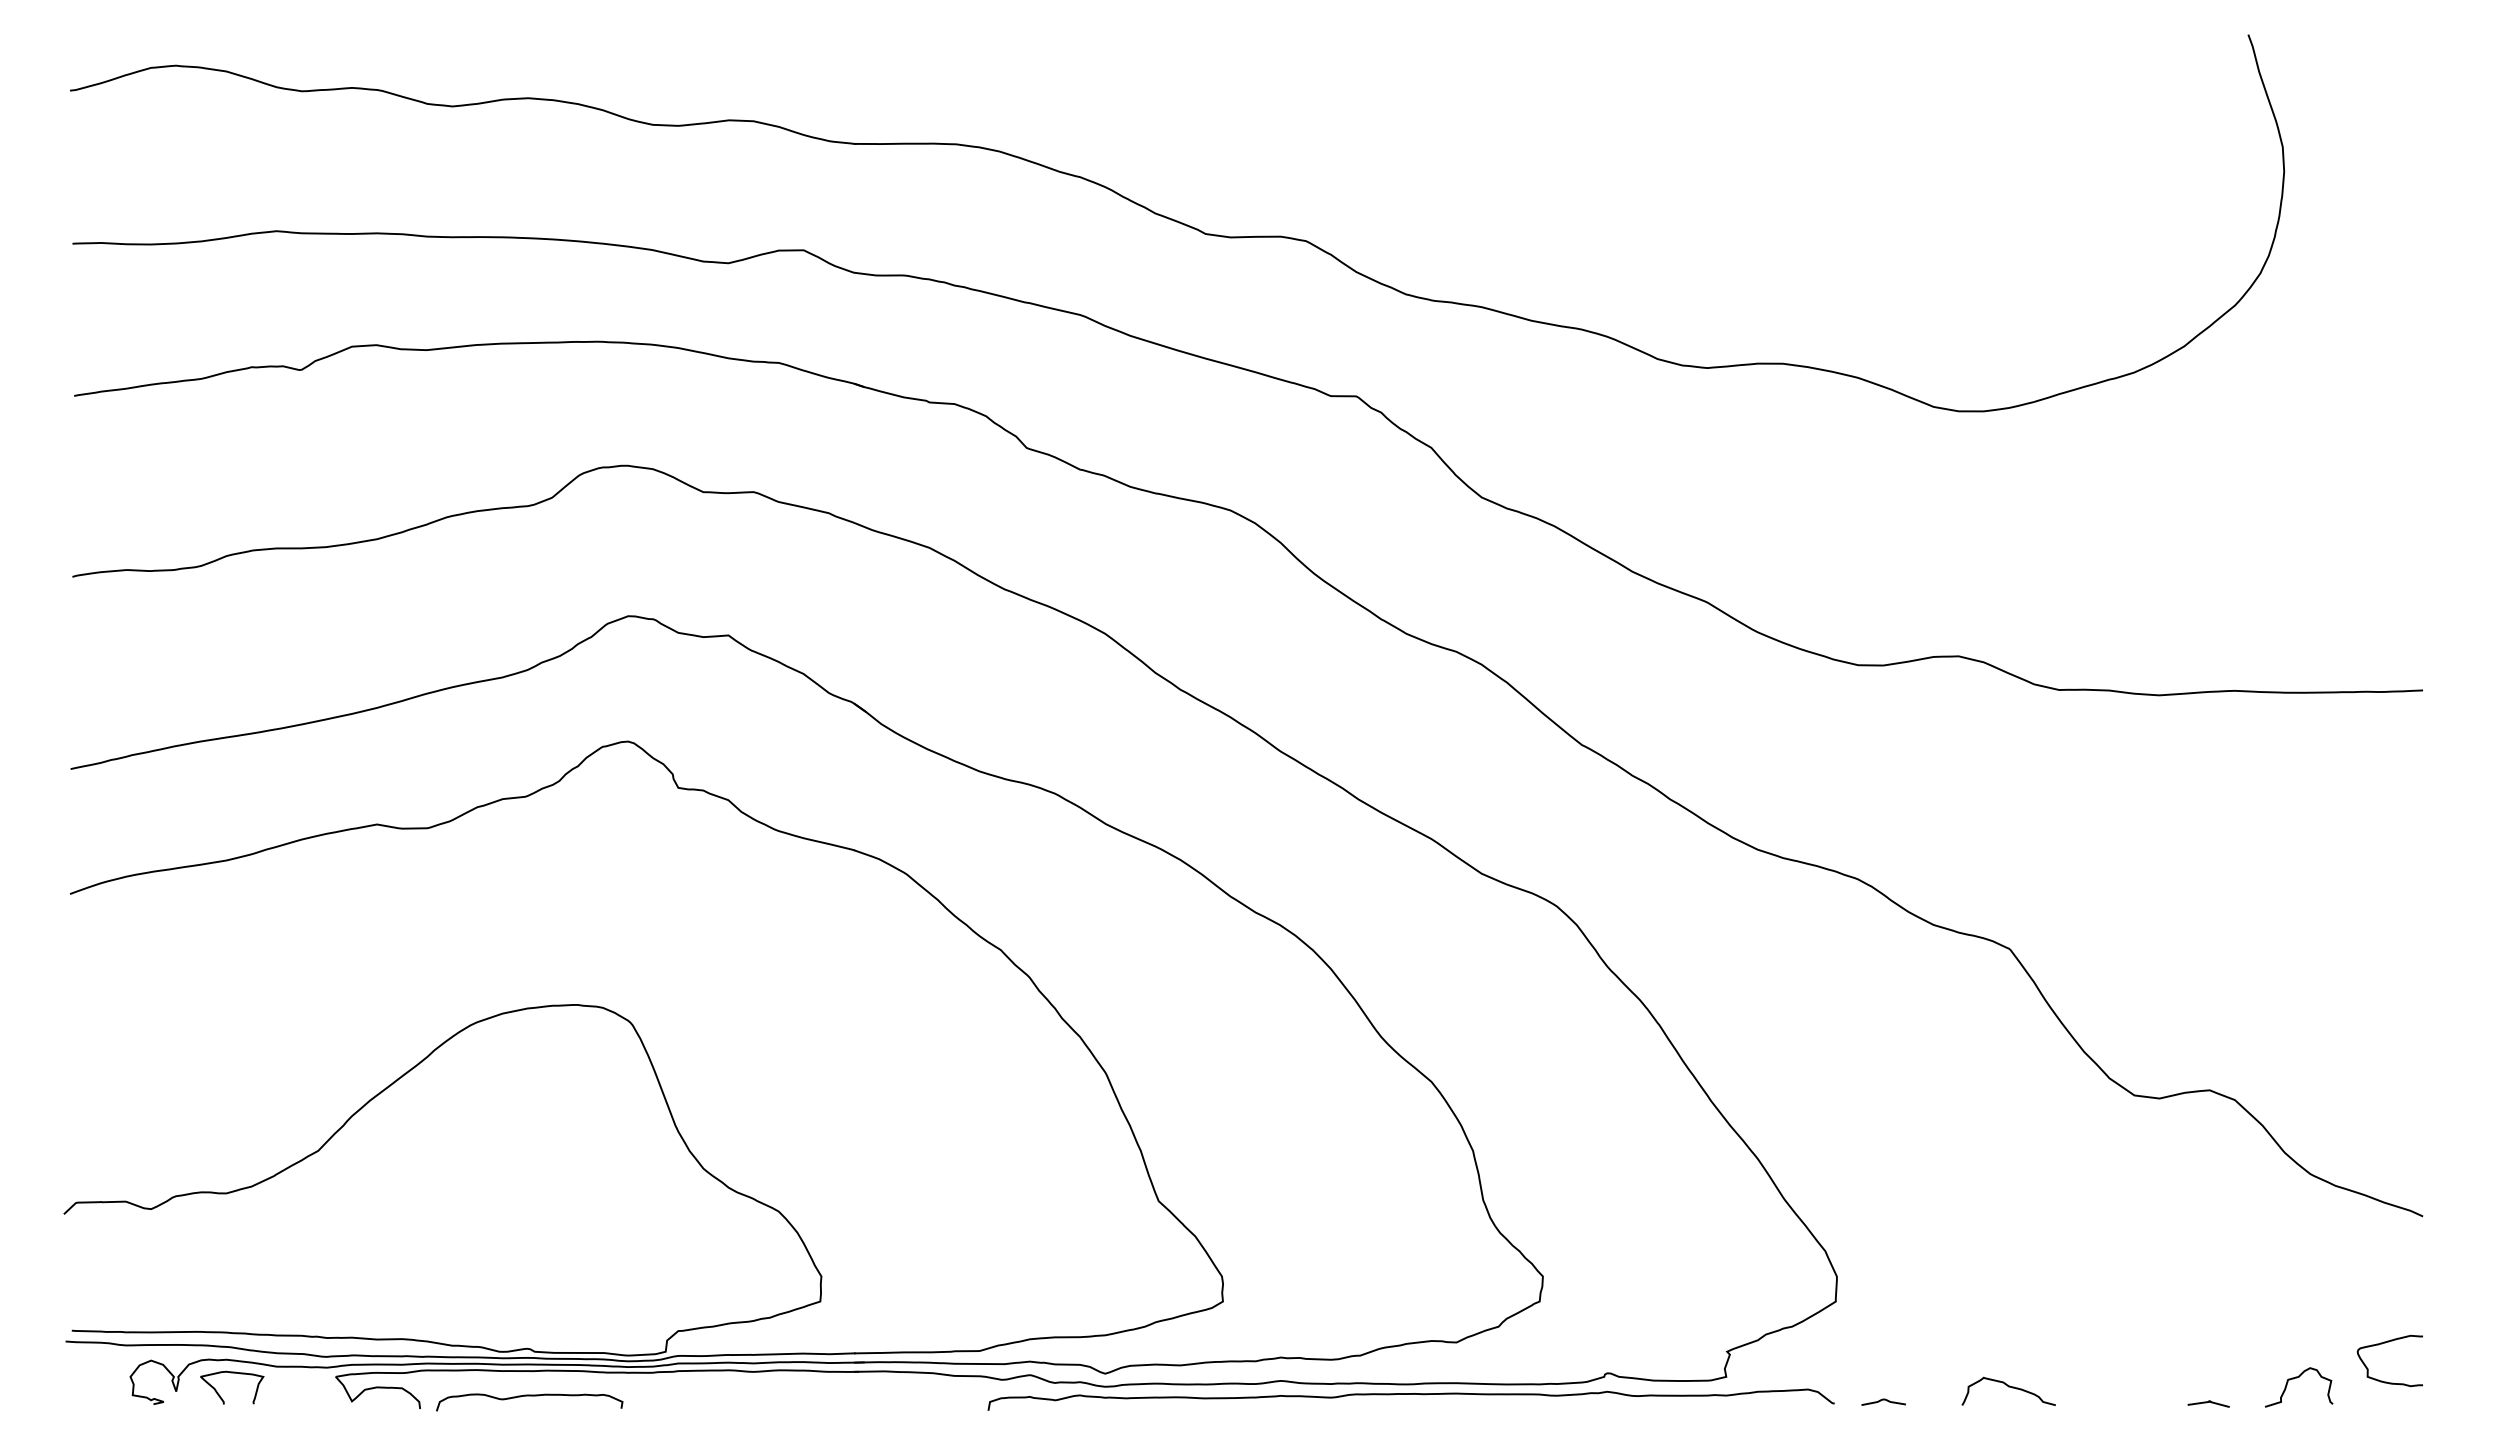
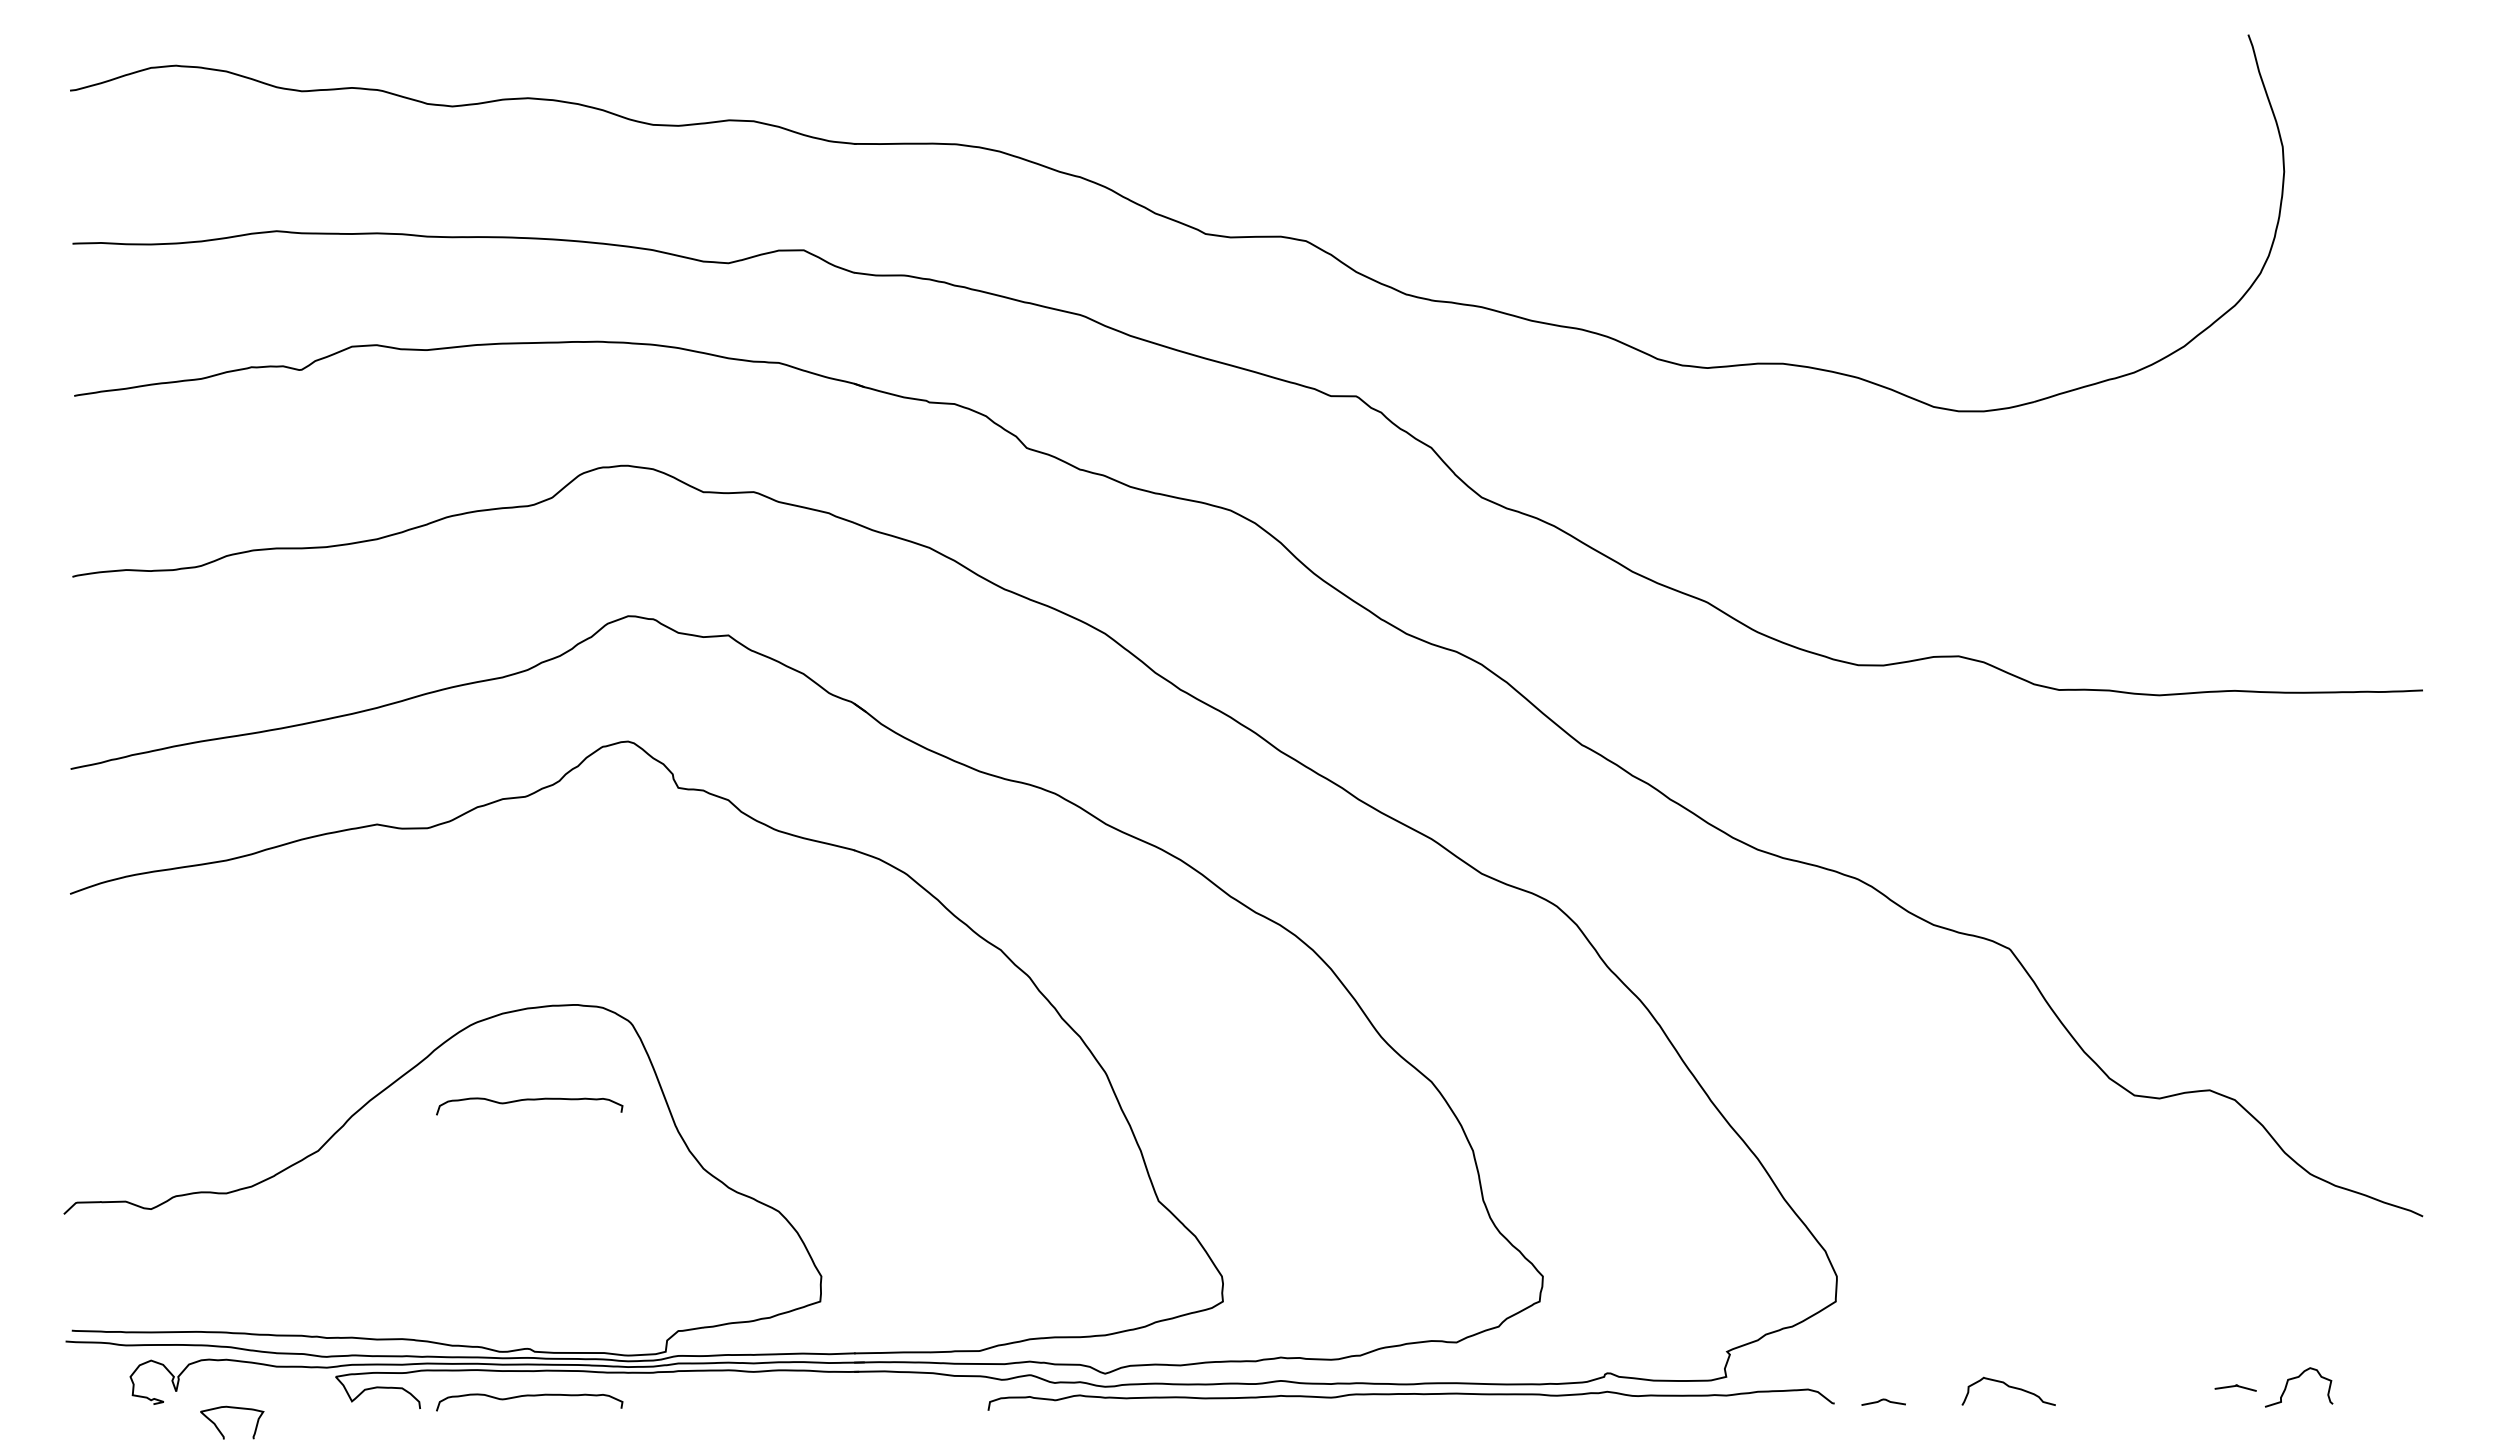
curve: none -> present (529, 1100)
curve: present -> none (2385, 1343)
curve position: (232, 1373) -> (232, 1408) (232, 1408)
curve position: (2208, 1402) -> (2235, 1386) (2235, 1386)
